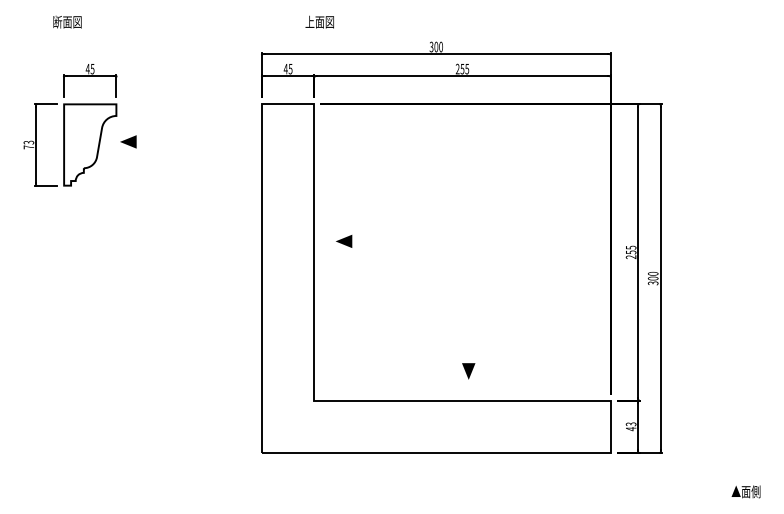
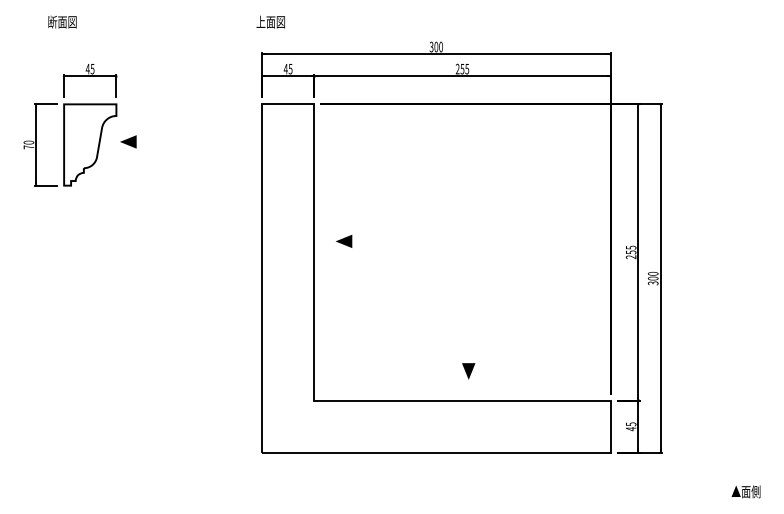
text position: (67, 21) -> (62, 21) (62, 21)
text position: (319, 21) -> (270, 21) (270, 21)
text: 73 -> 70 (28, 142)
text: 43 -> 45 (628, 423)
